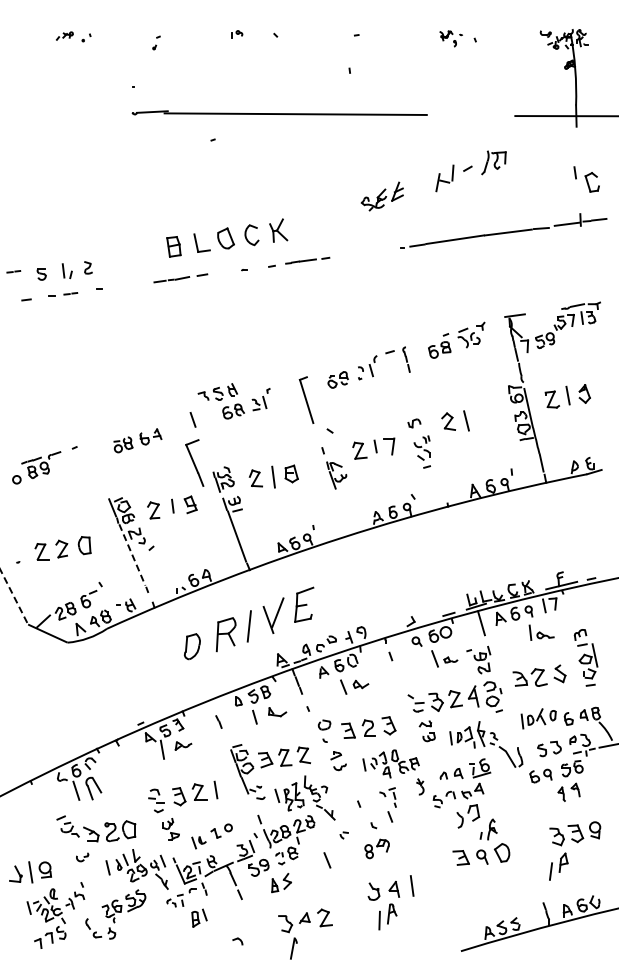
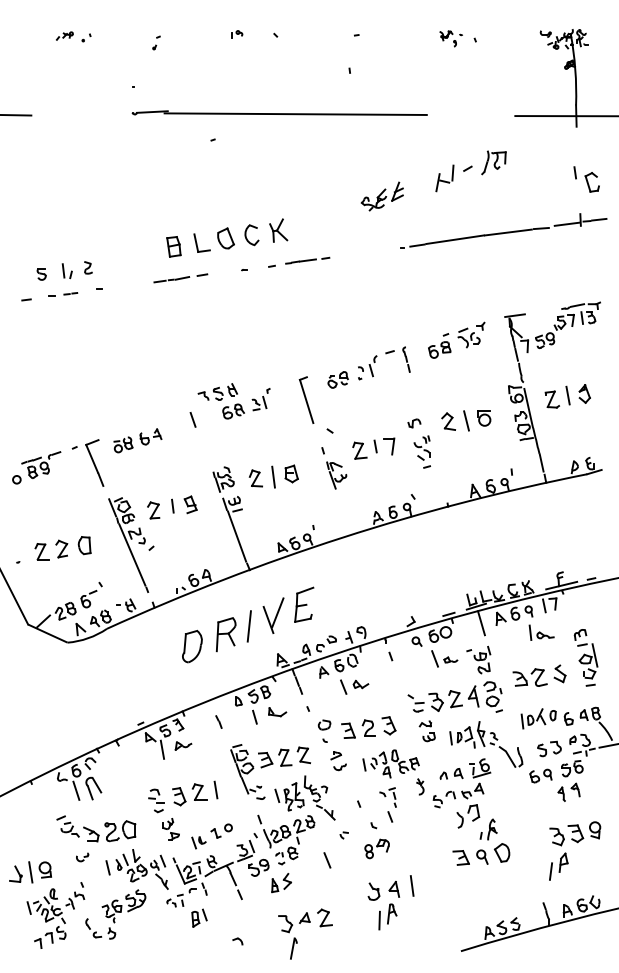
line: none -> present (16, 115)
line: present -> none (13, 271)
part: none -> present (484, 418)
part position: (194, 462) -> (94, 462) (94, 462)
line: dashed -> solid (132, 555)
line: dashed -> solid (14, 596)
part size: 18x28 px -> 21x34 px (192, 646)
